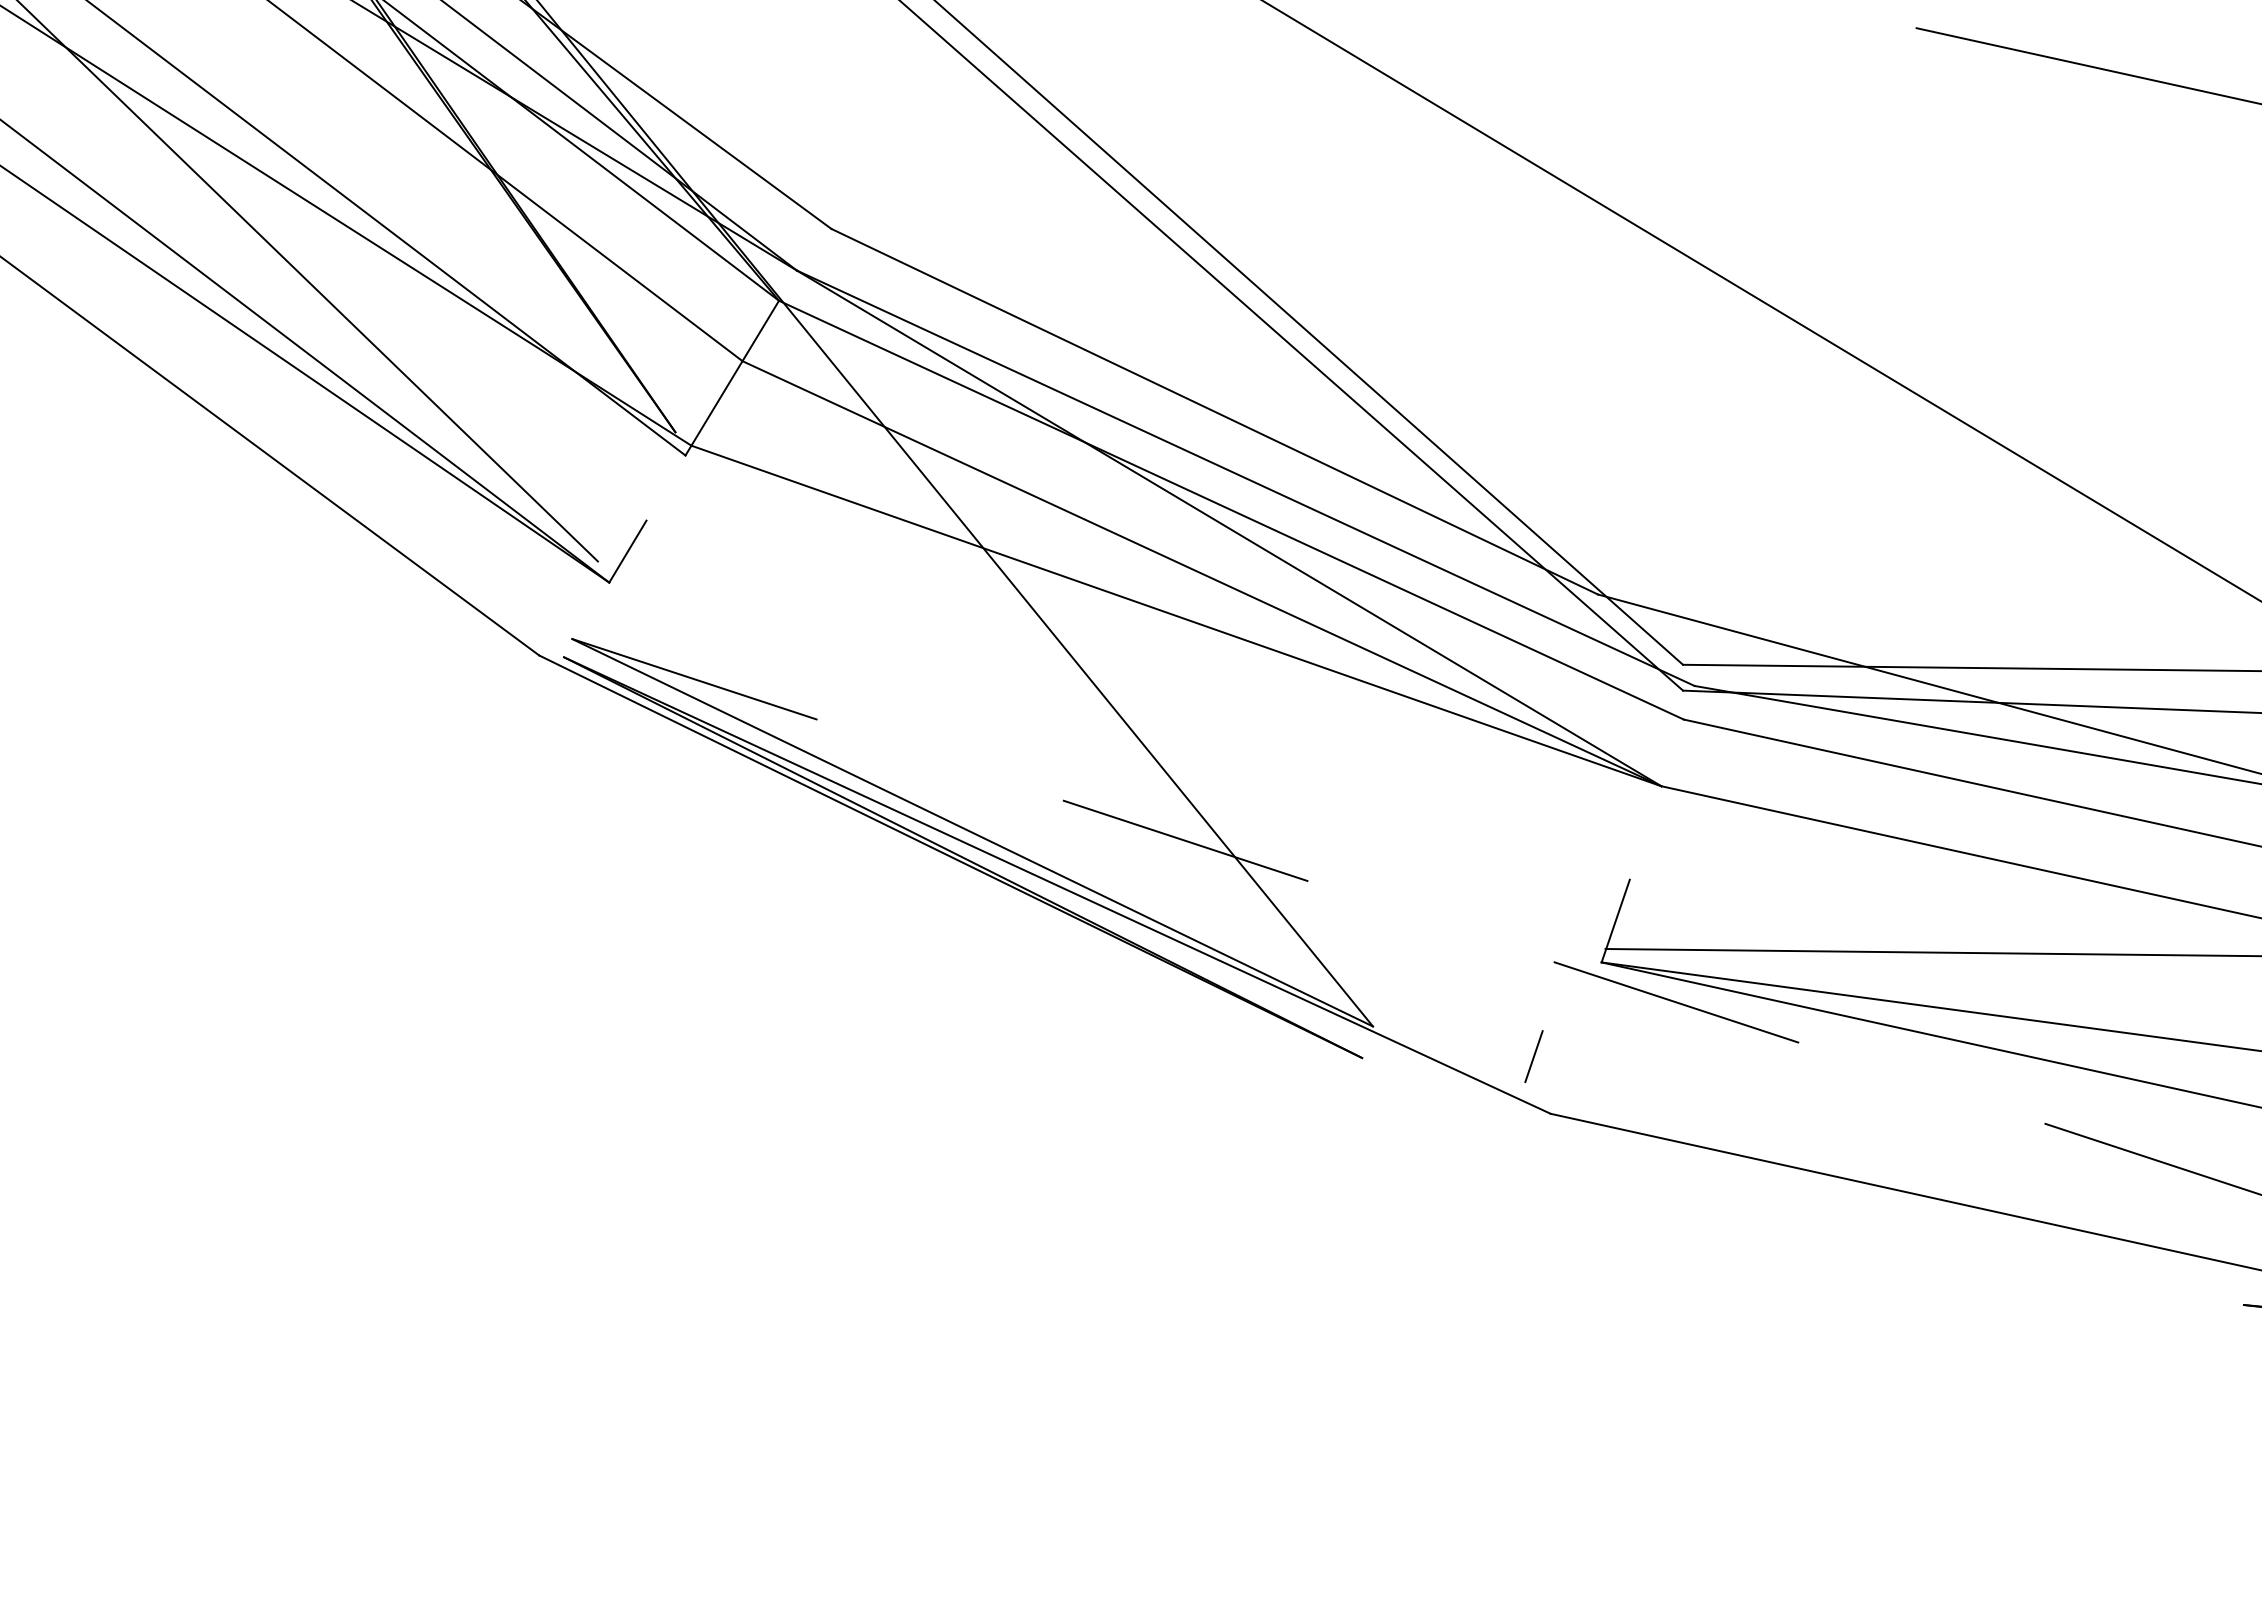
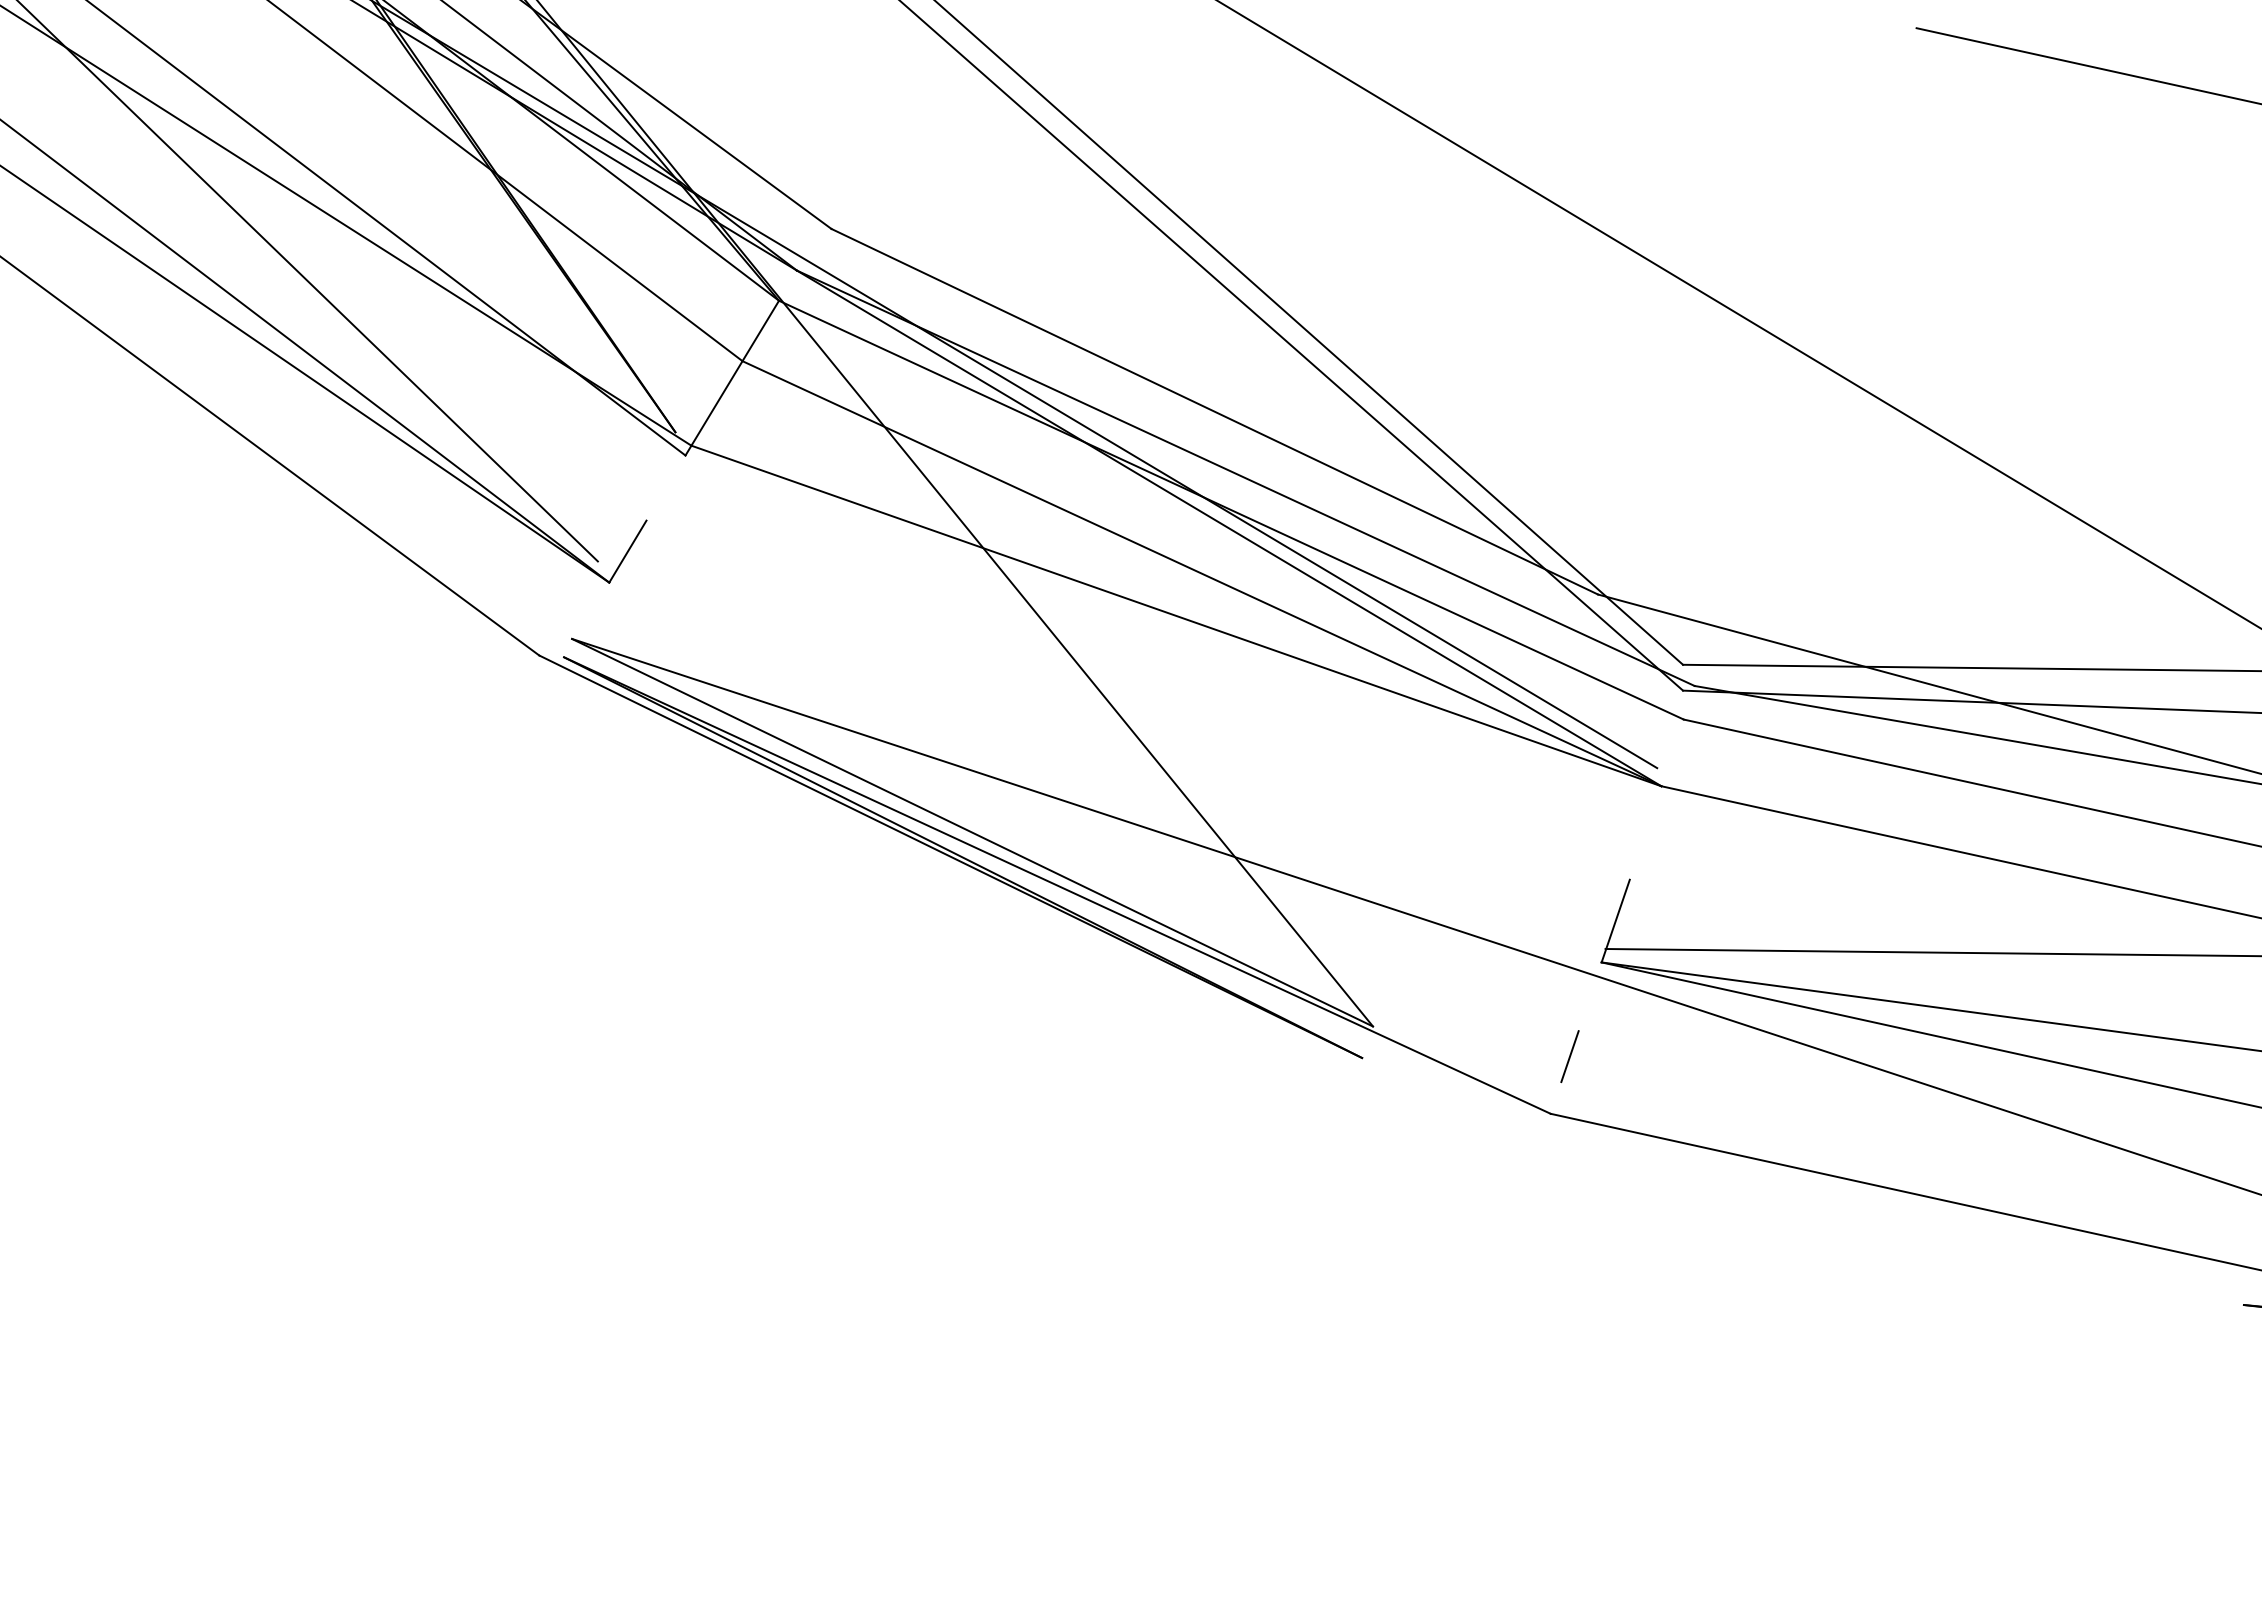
line position: (1761, 300) -> (1738, 314) (1738, 314)
line: none -> present (1015, 385)
line: dashed -> solid (1417, 917)
line position: (1533, 1056) -> (1569, 1056) (1569, 1056)
